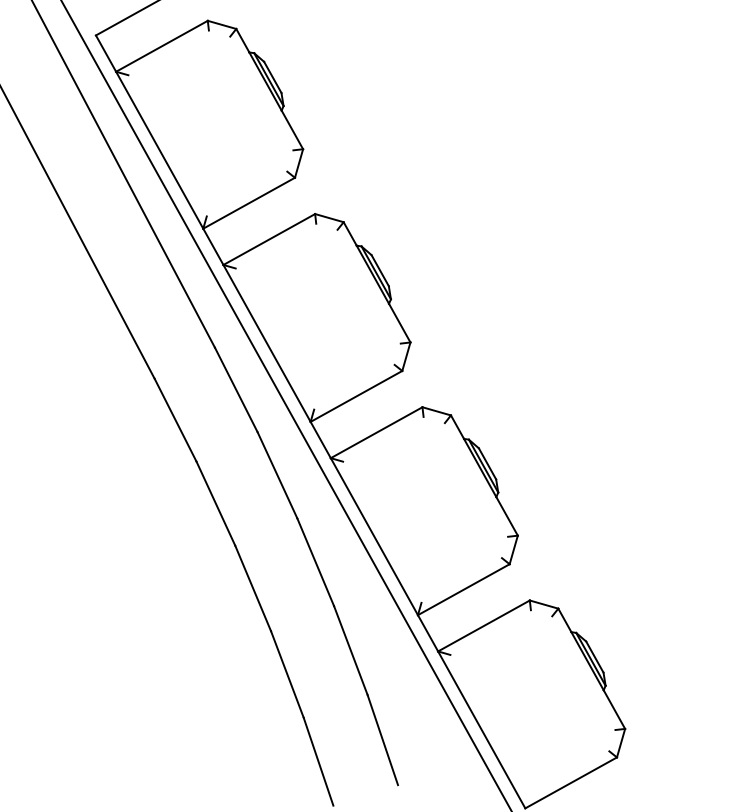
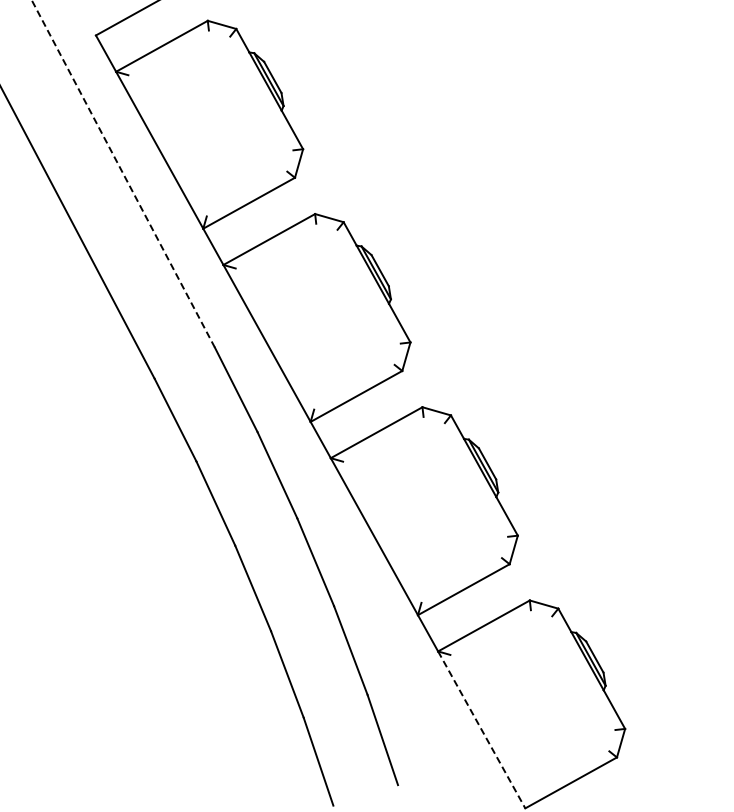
line: solid -> dashed (123, 173)
line: present -> none (286, 405)
line: solid -> dashed (481, 729)
